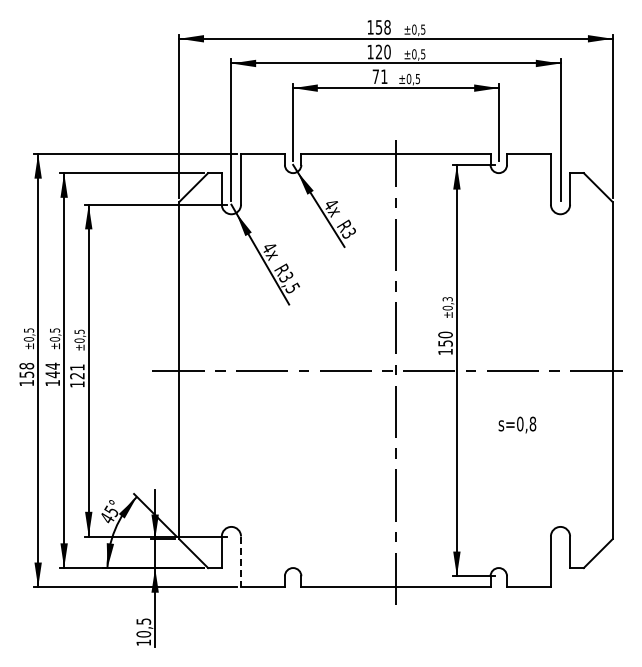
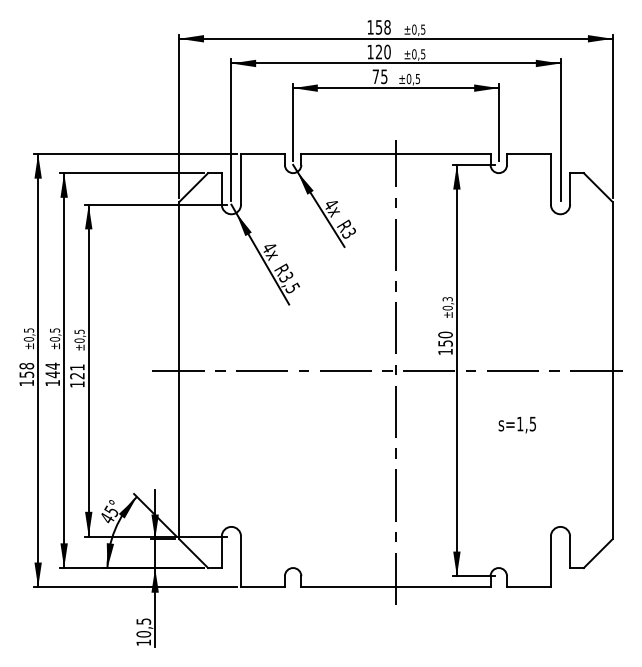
text: 71 -> 75 (384, 76)
text: s=0,8 -> s=1,5 (526, 423)
line: dashed -> solid (241, 562)
